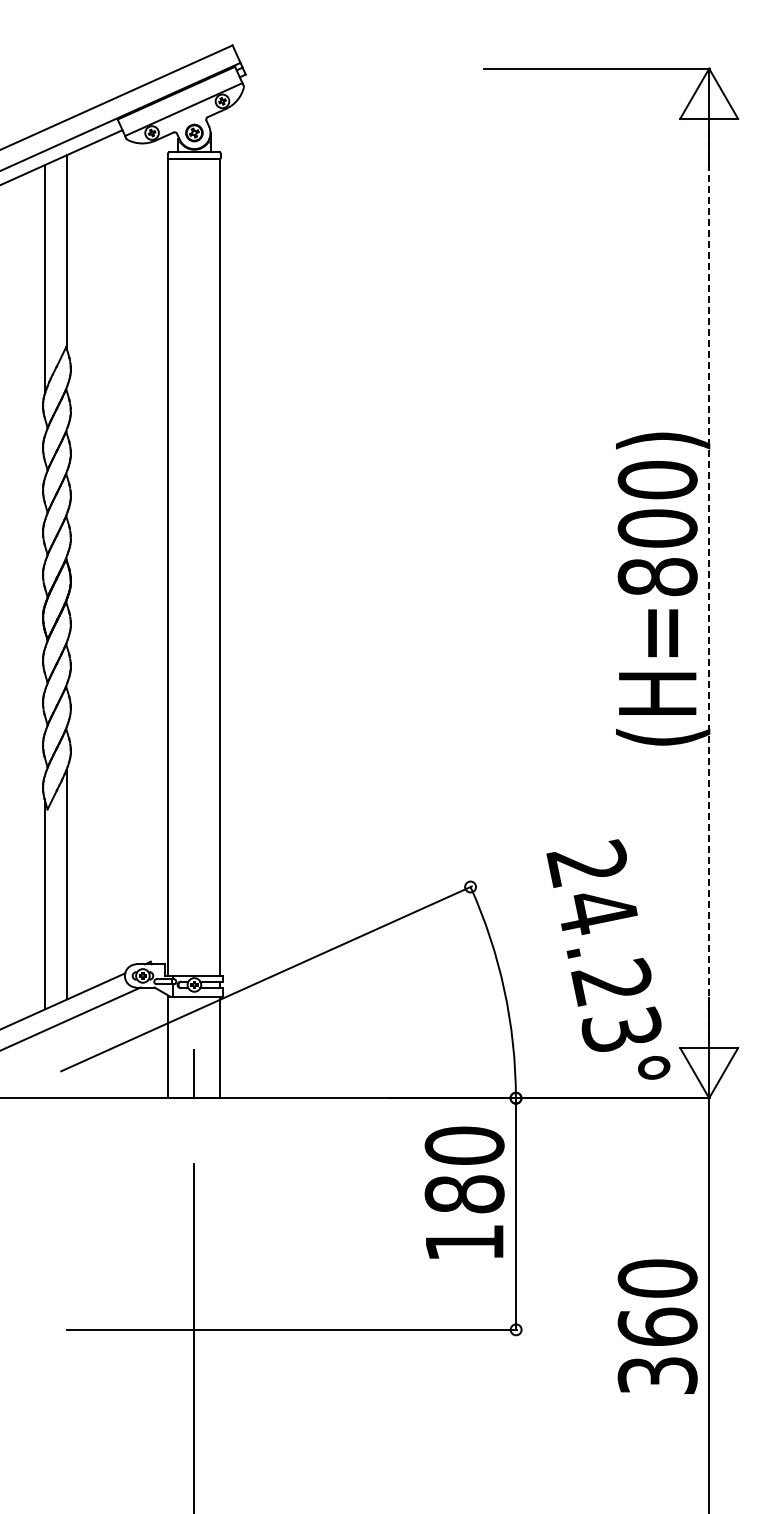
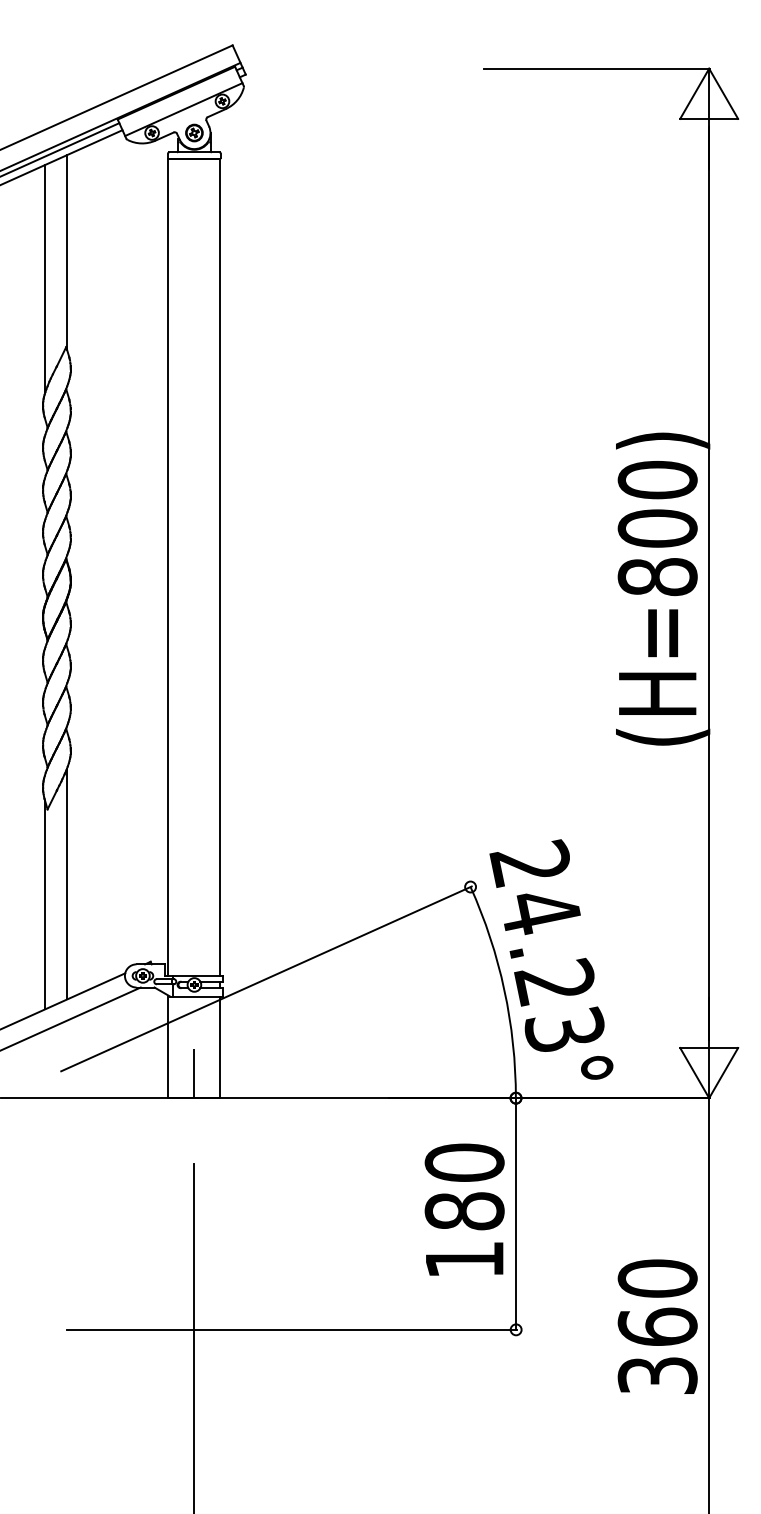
line: none -> present (60, 149)
line: dashed -> solid (709, 583)
text position: (608, 959) -> (551, 959) (551, 959)
text position: (464, 1192) -> (464, 1209) (464, 1209)
